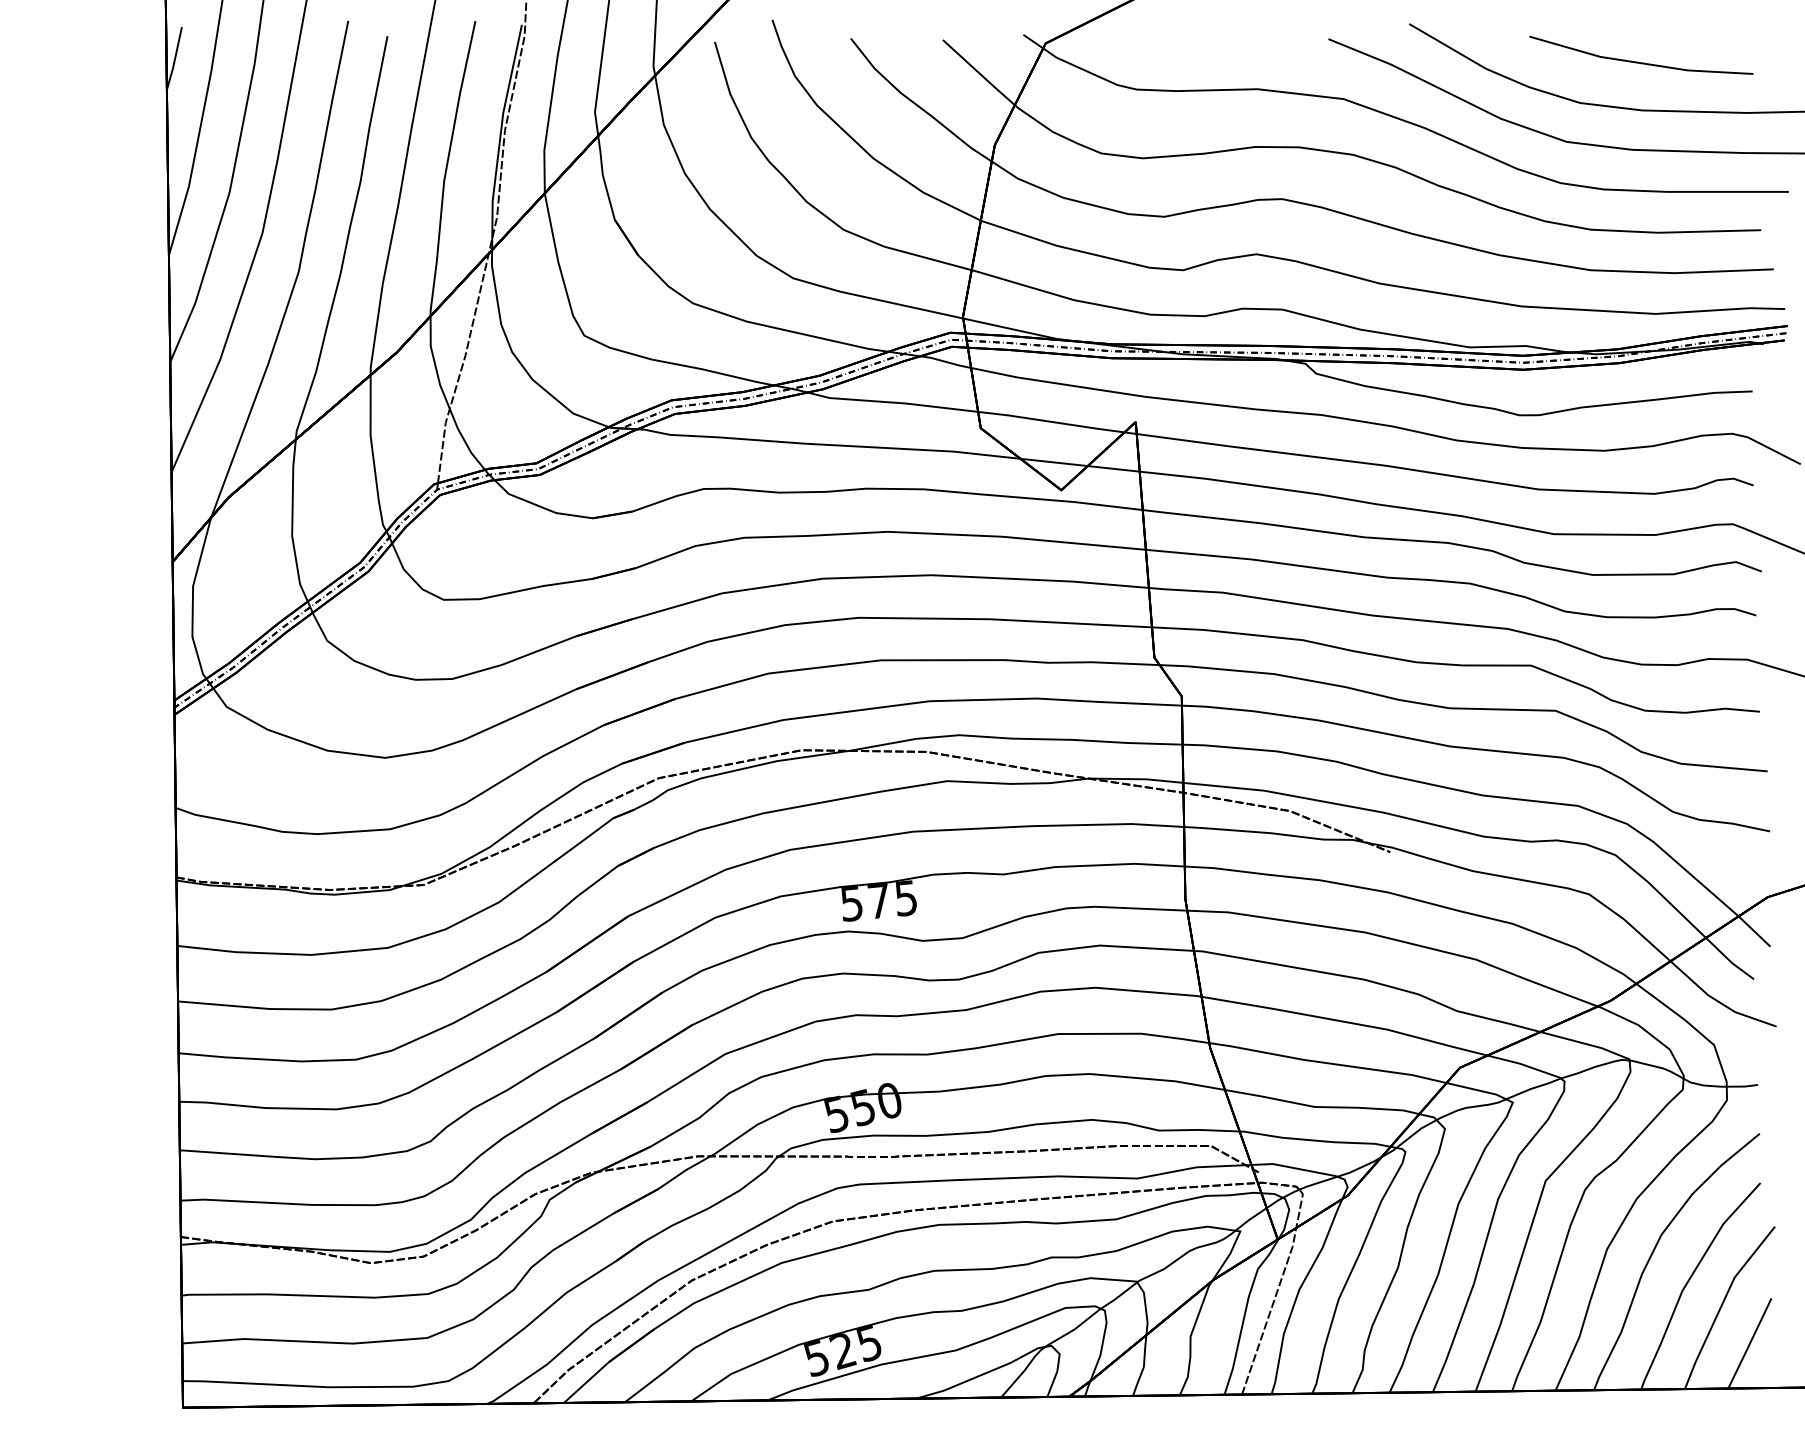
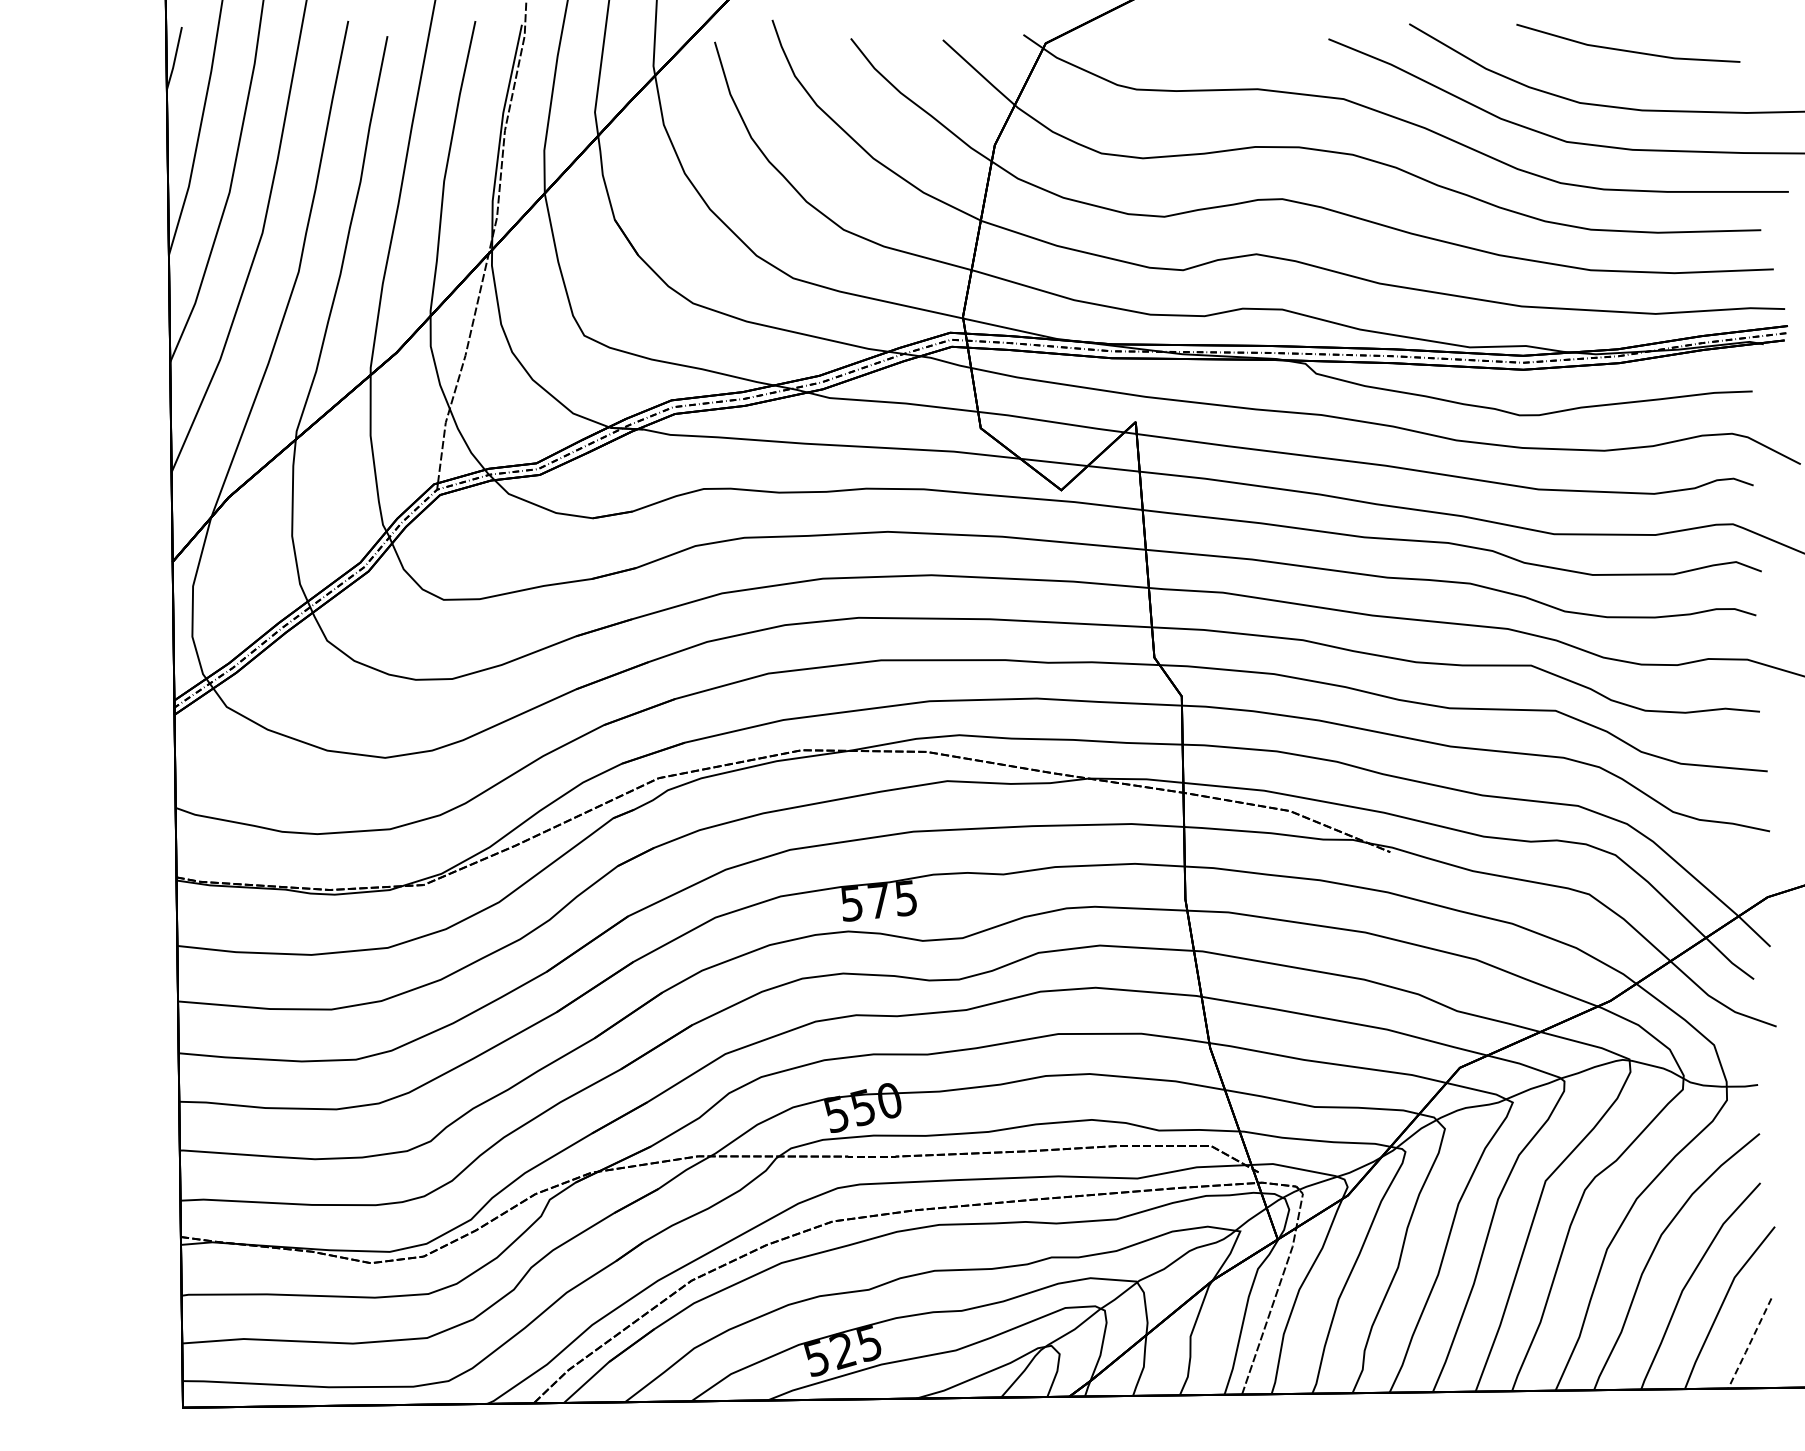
line position: (1638, 61) -> (1625, 49) (1625, 49)
line: solid -> dashed (1749, 1344)
